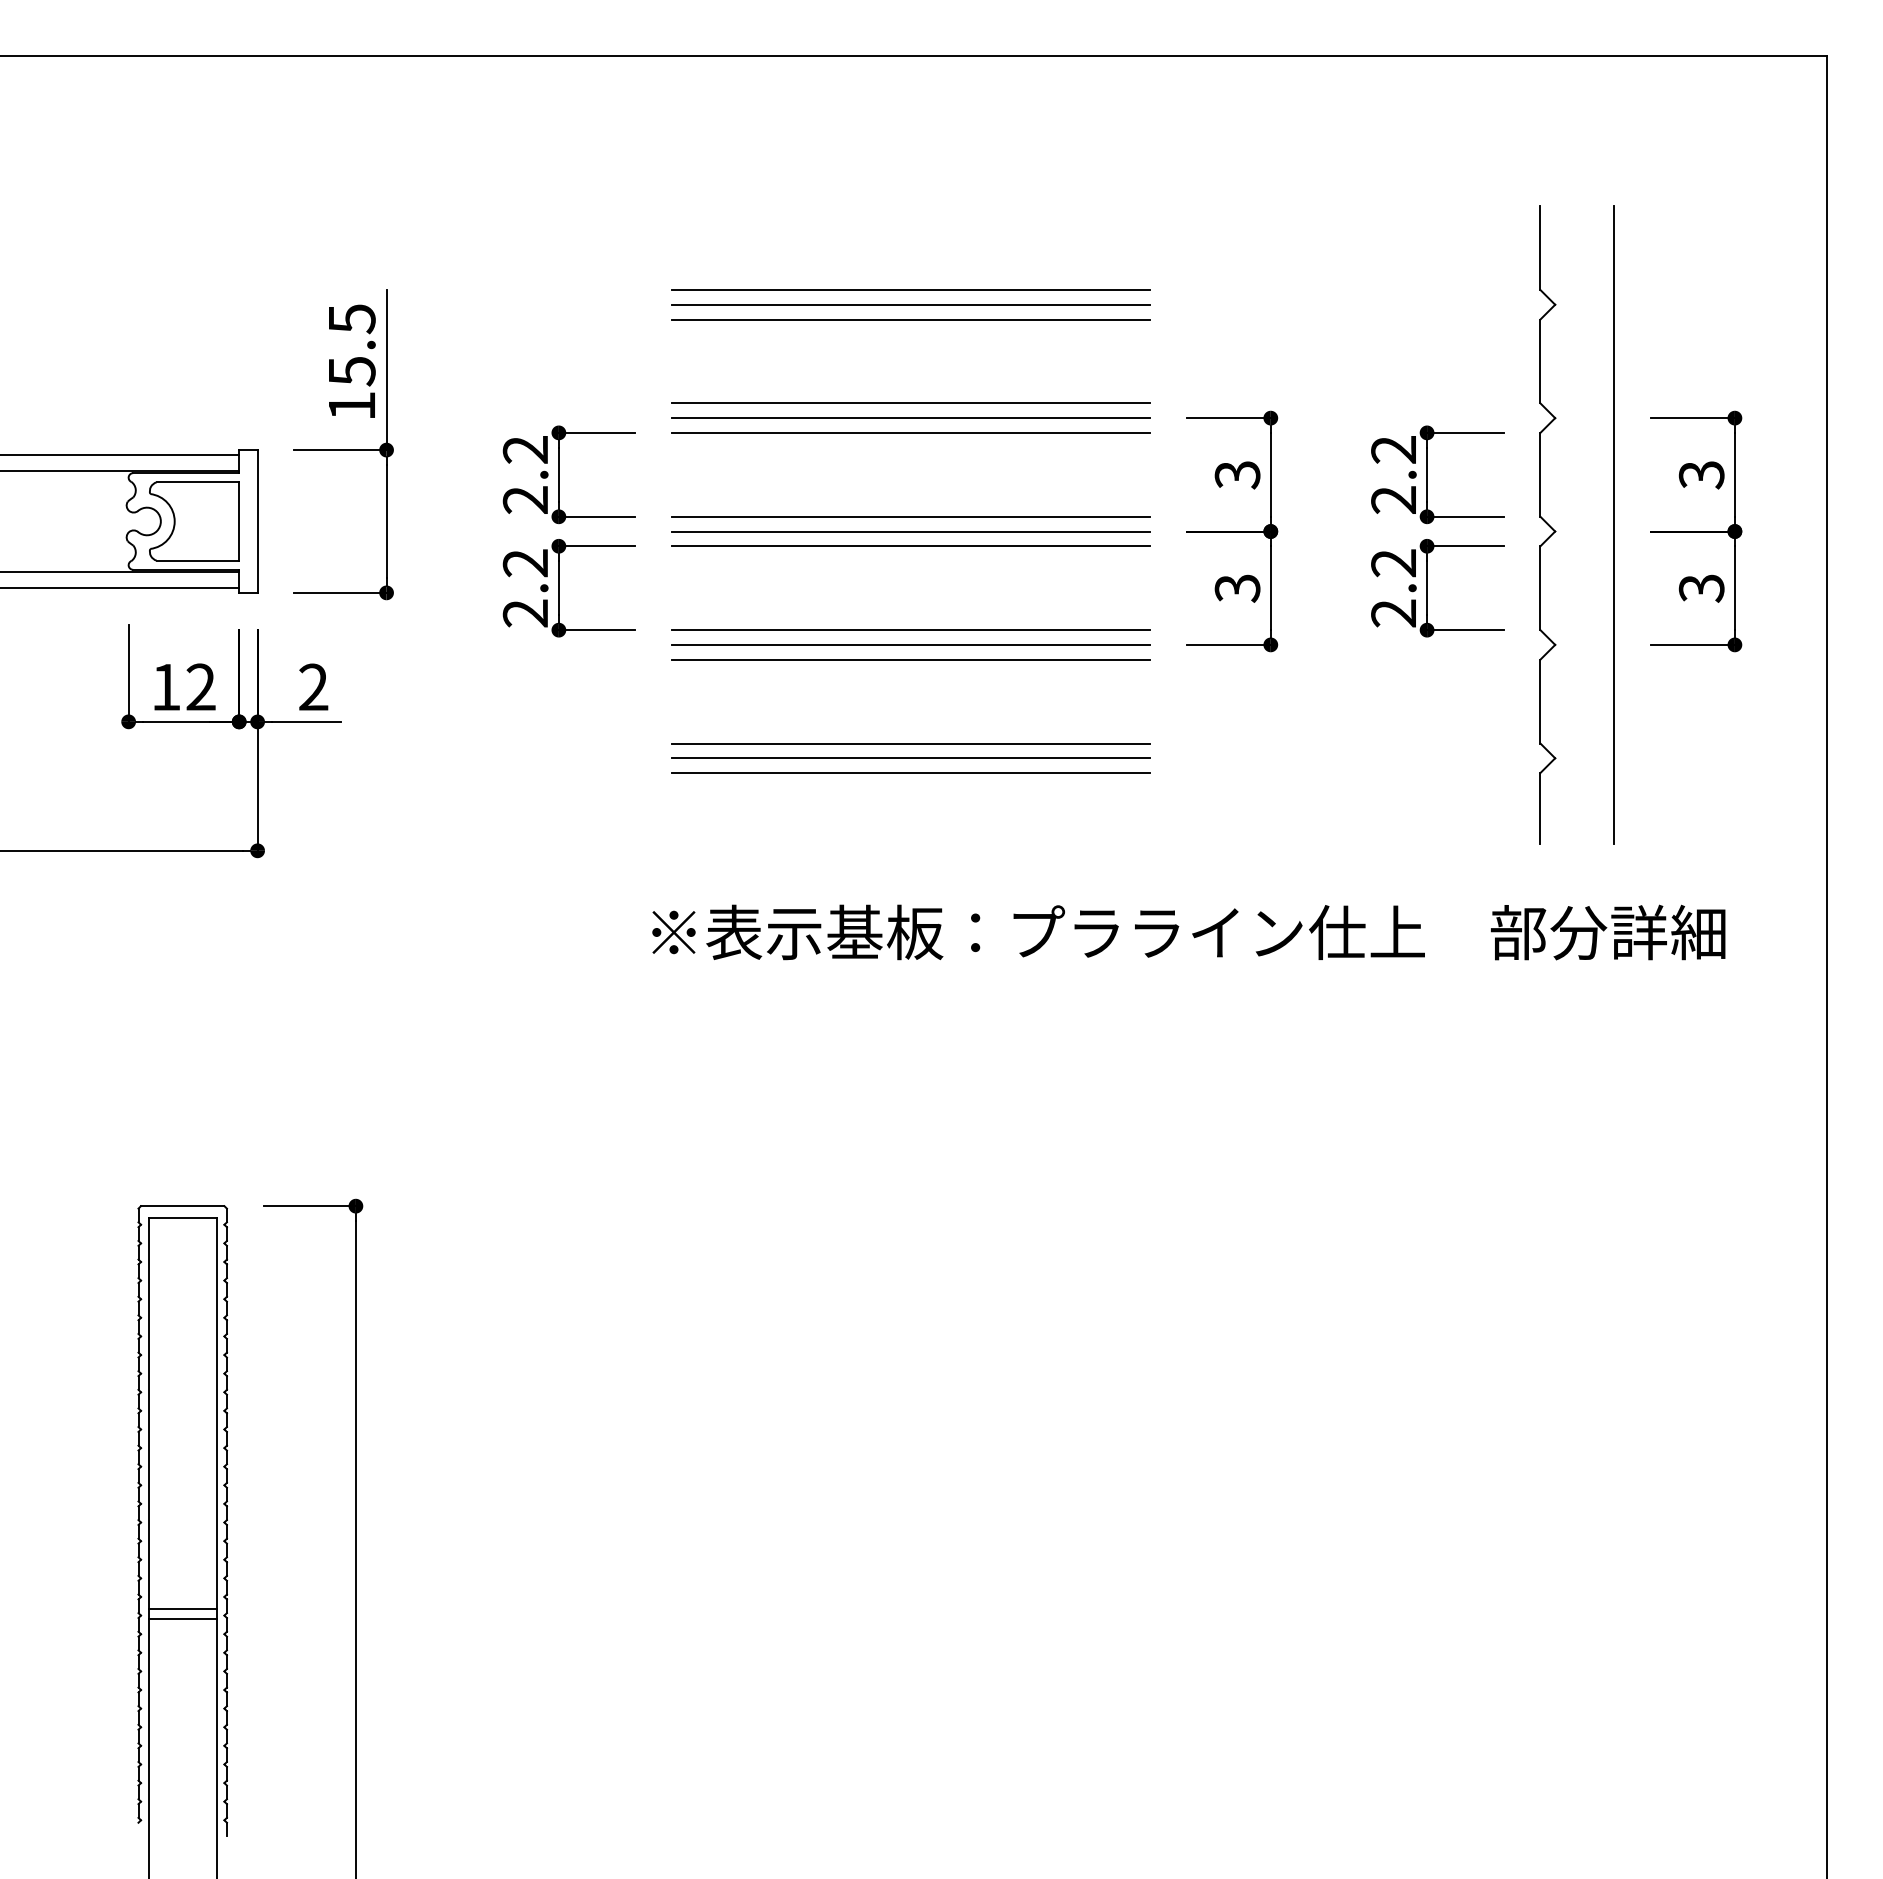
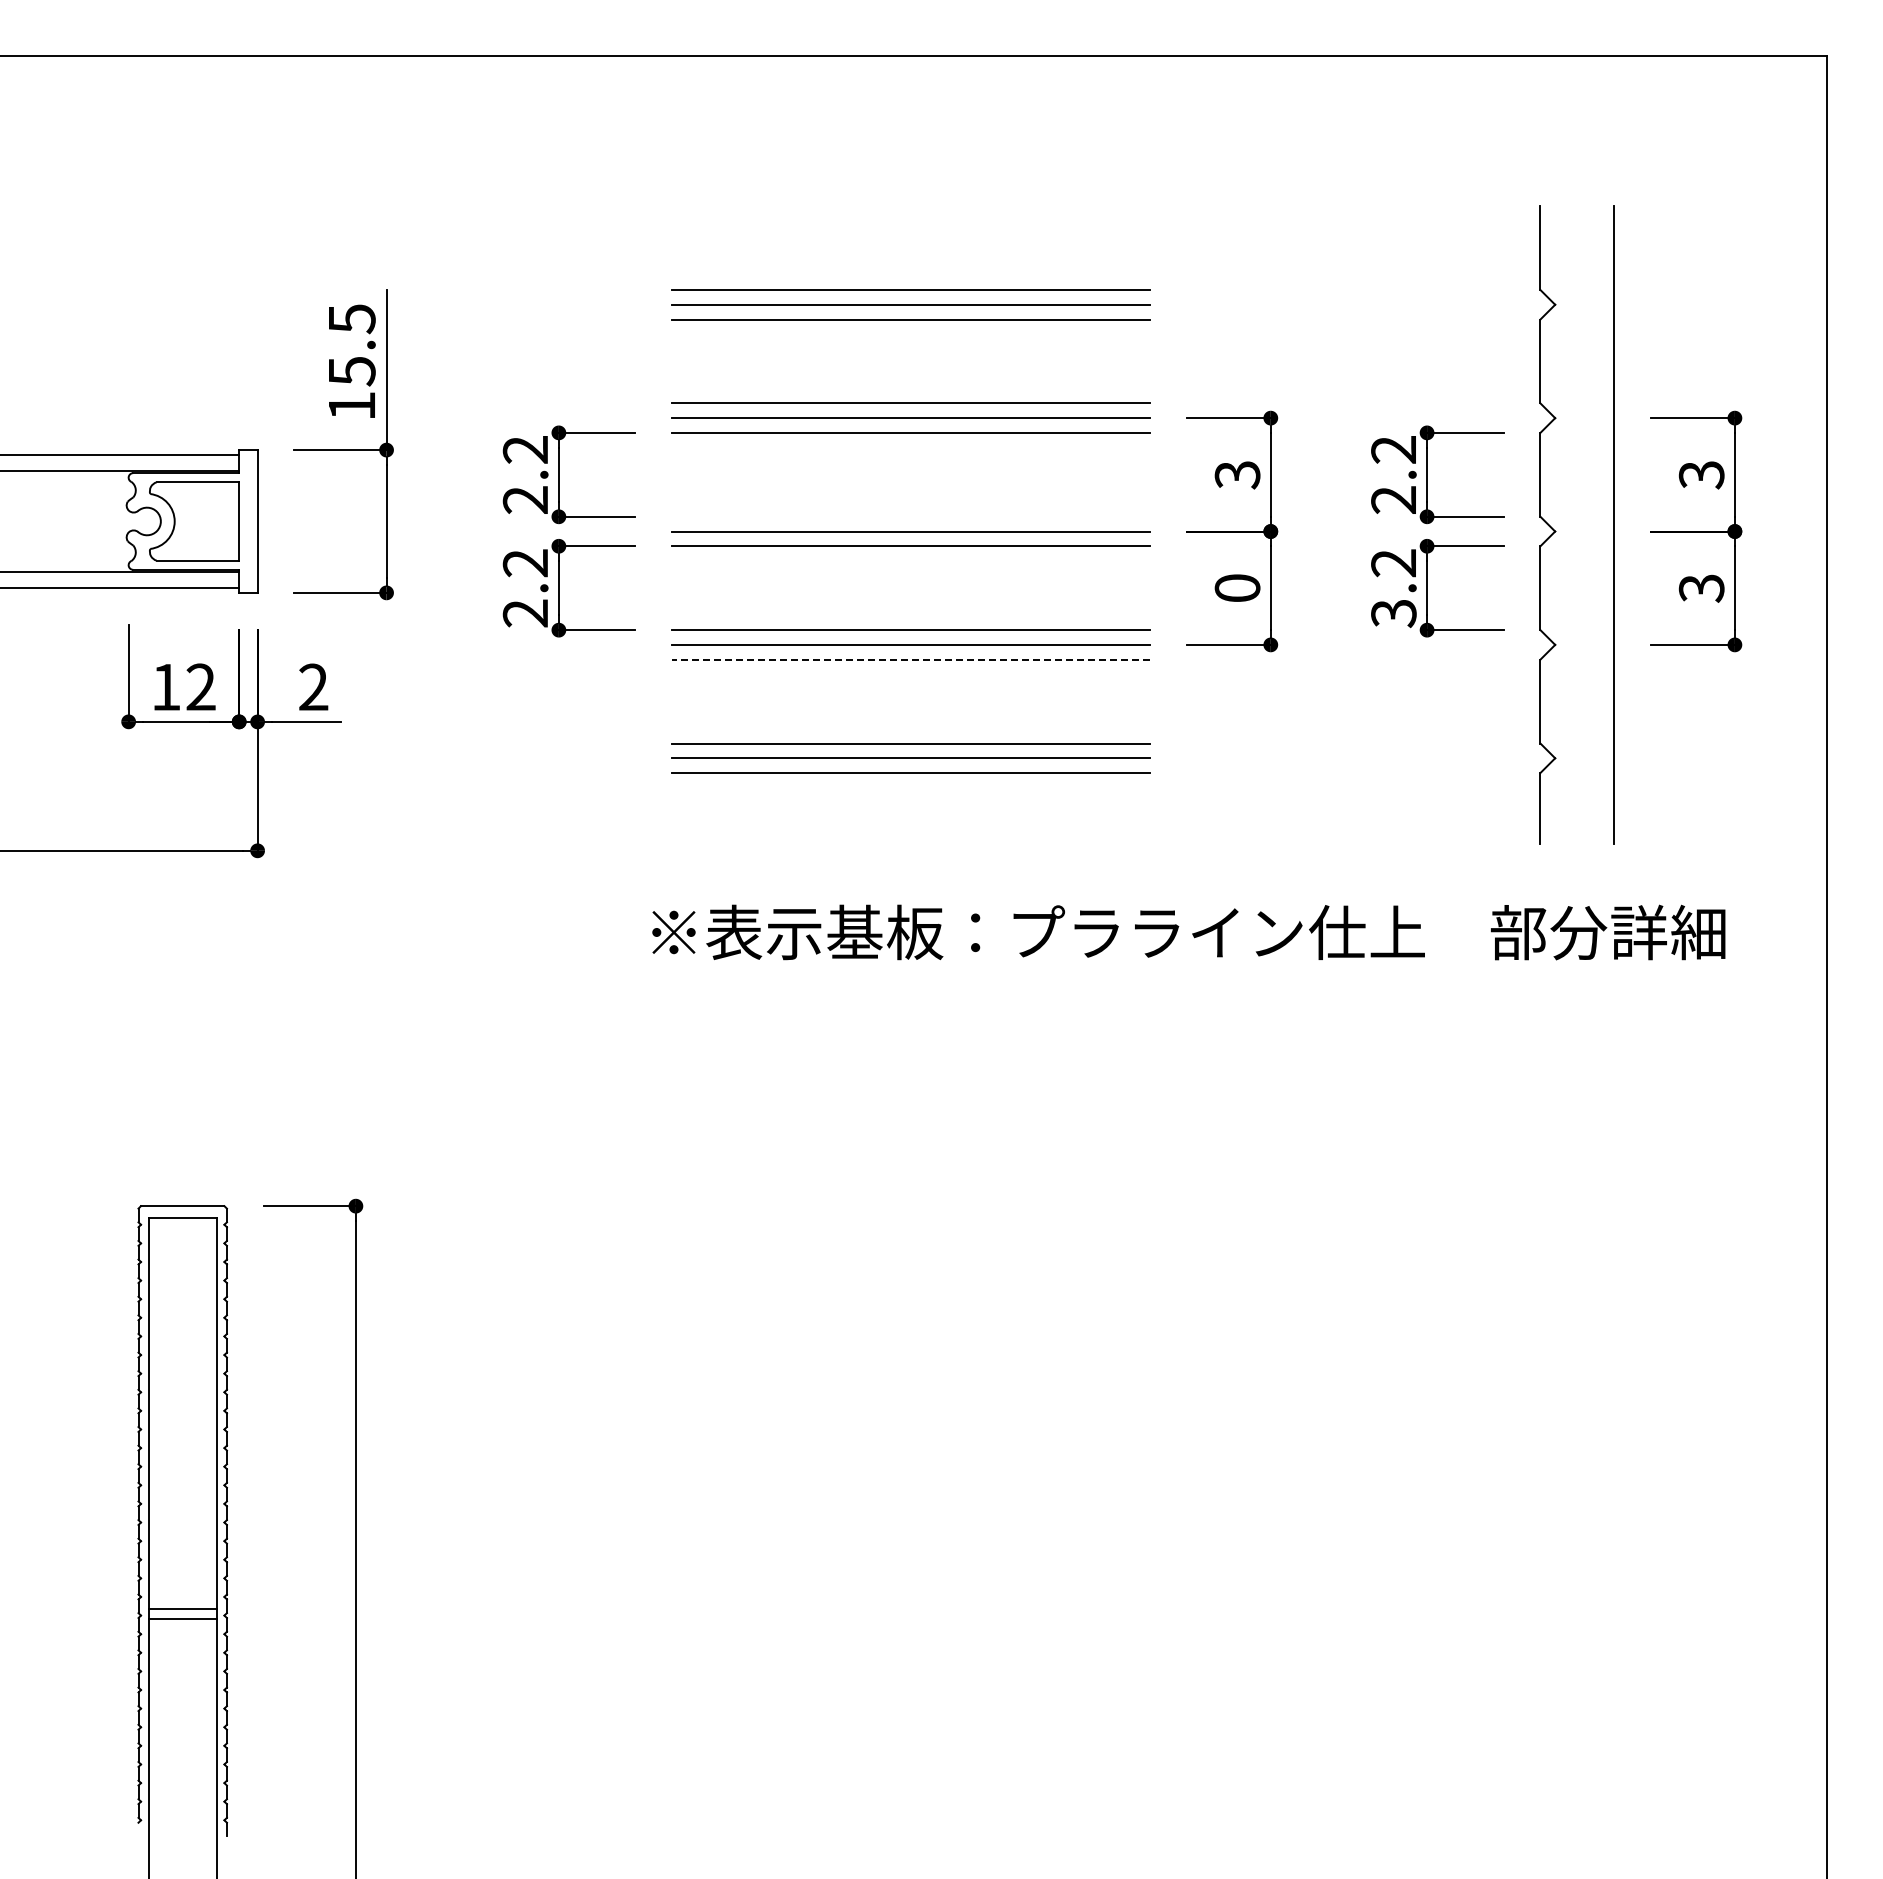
line: present -> none (911, 516)
text: 3 -> 0 (1237, 588)
text: 2.2 -> 3.2 (1393, 613)
line: solid -> dashed (911, 659)
